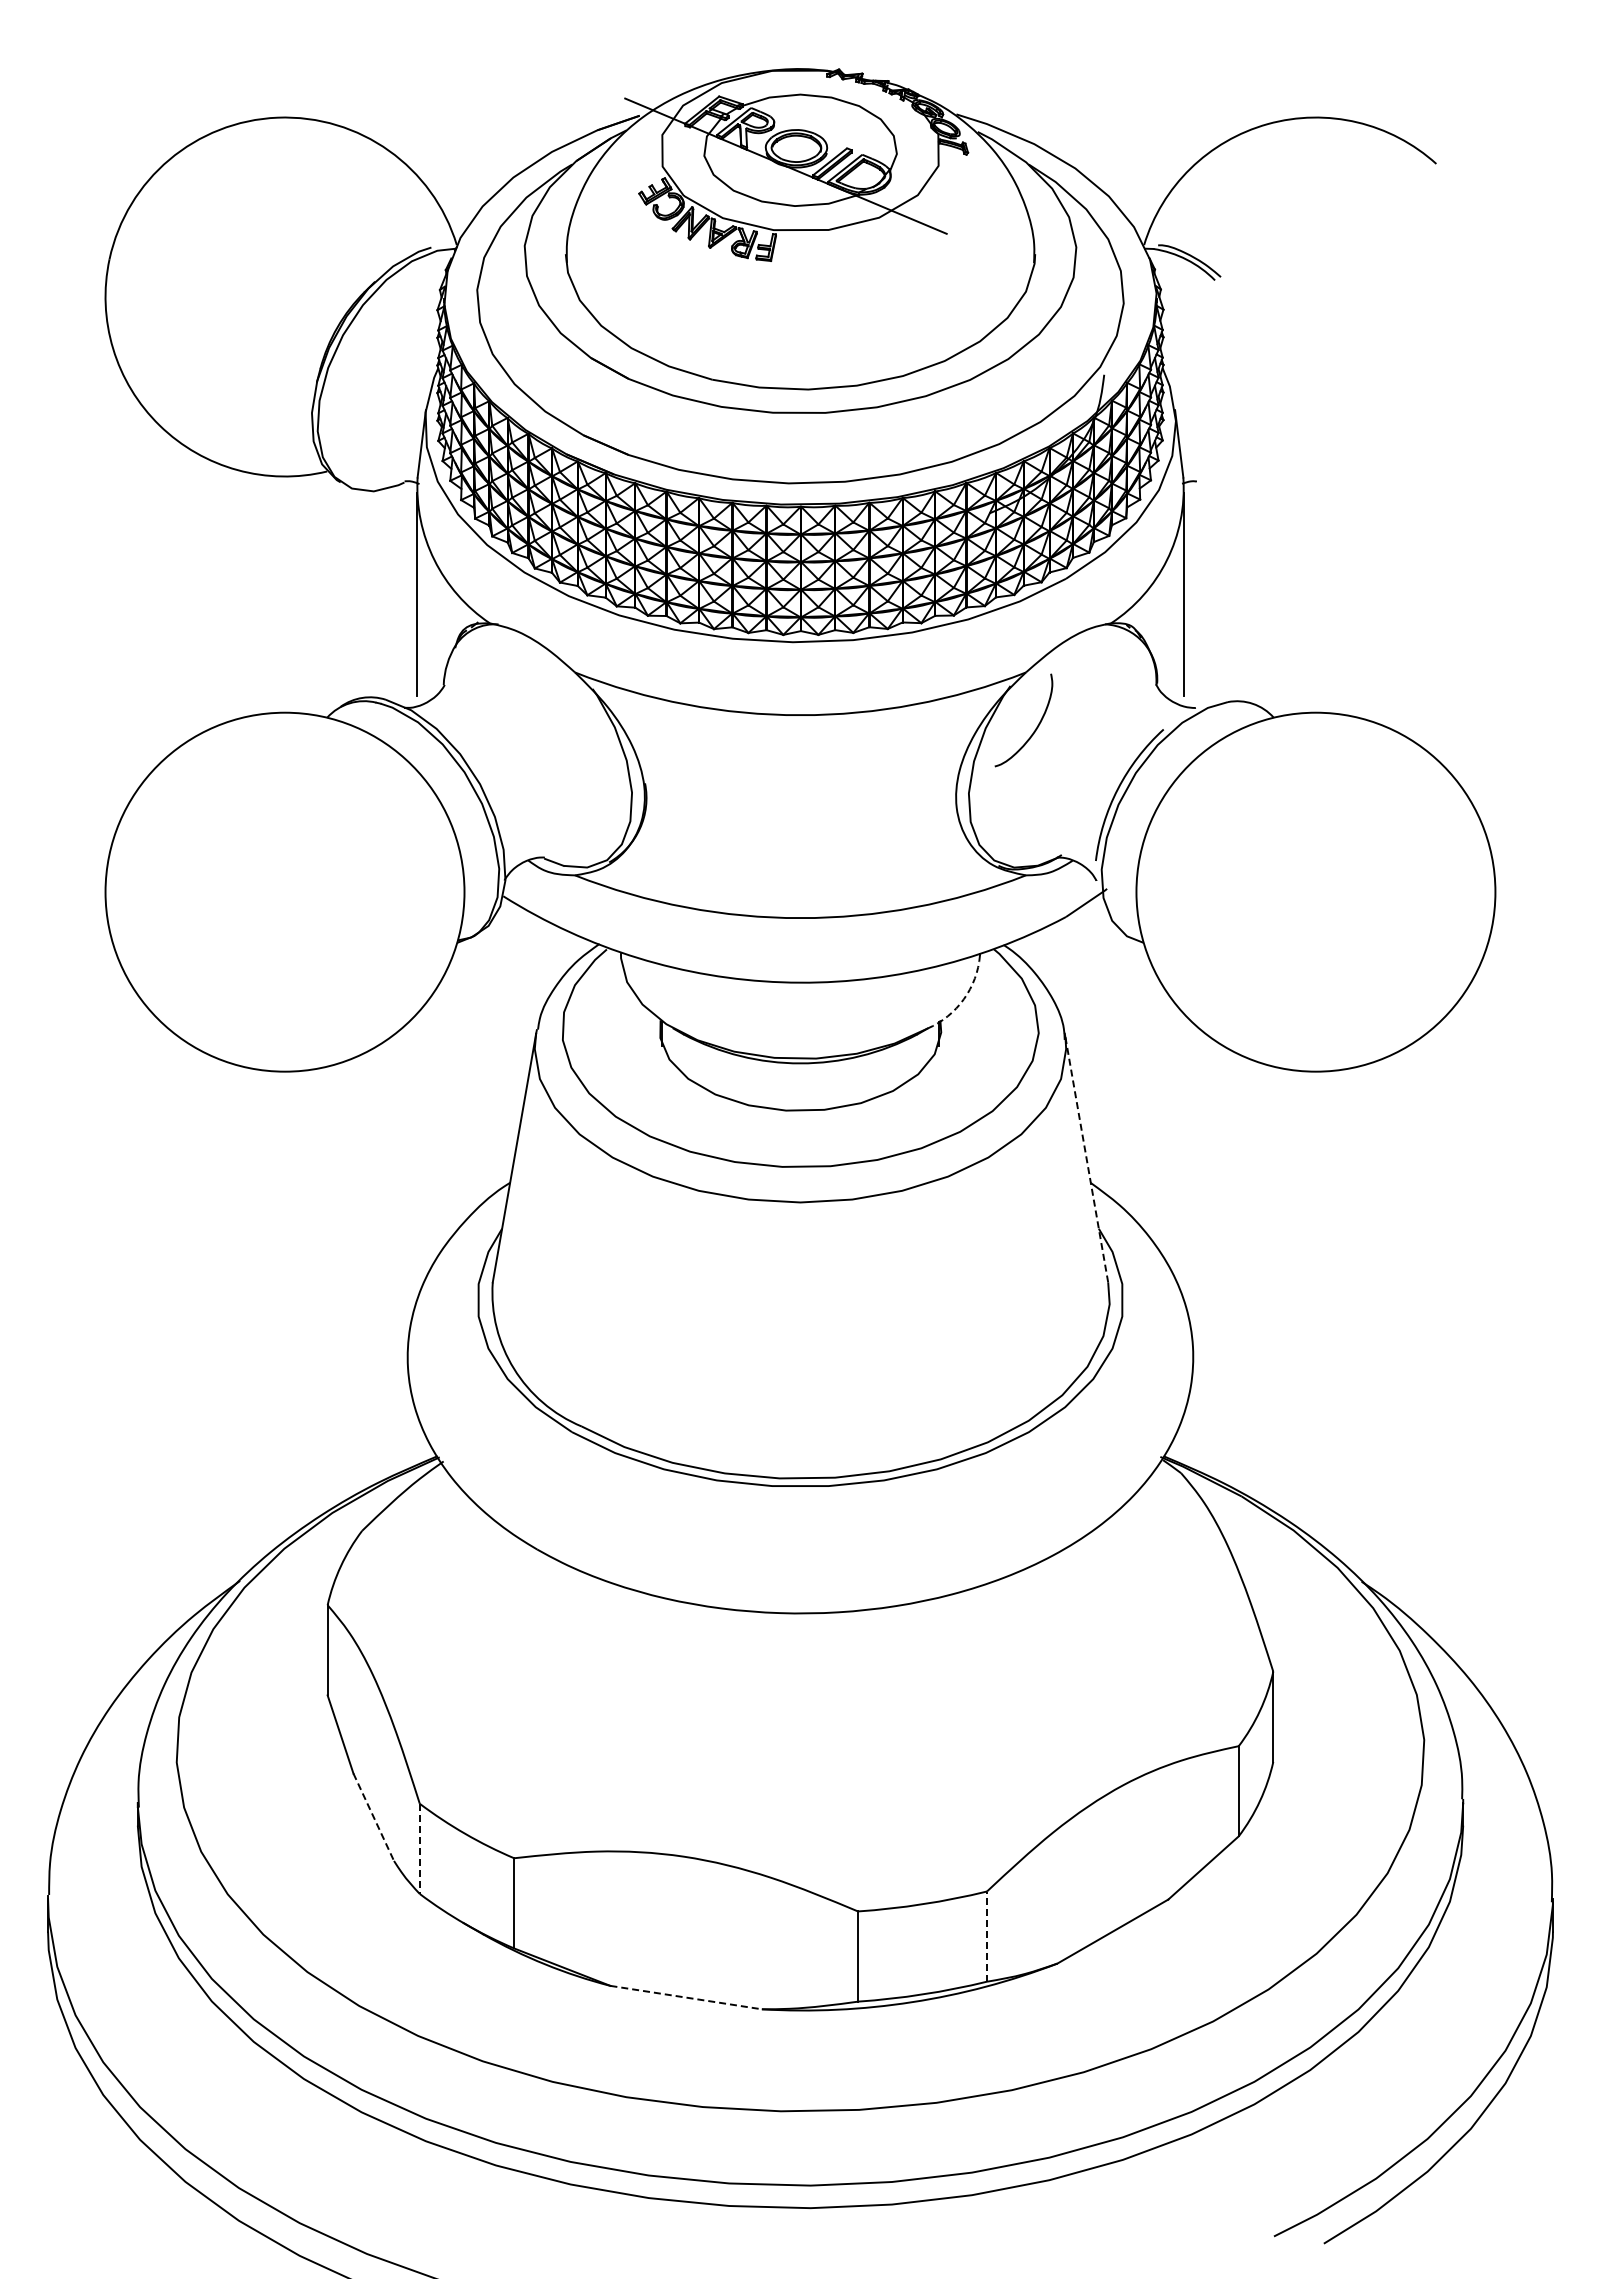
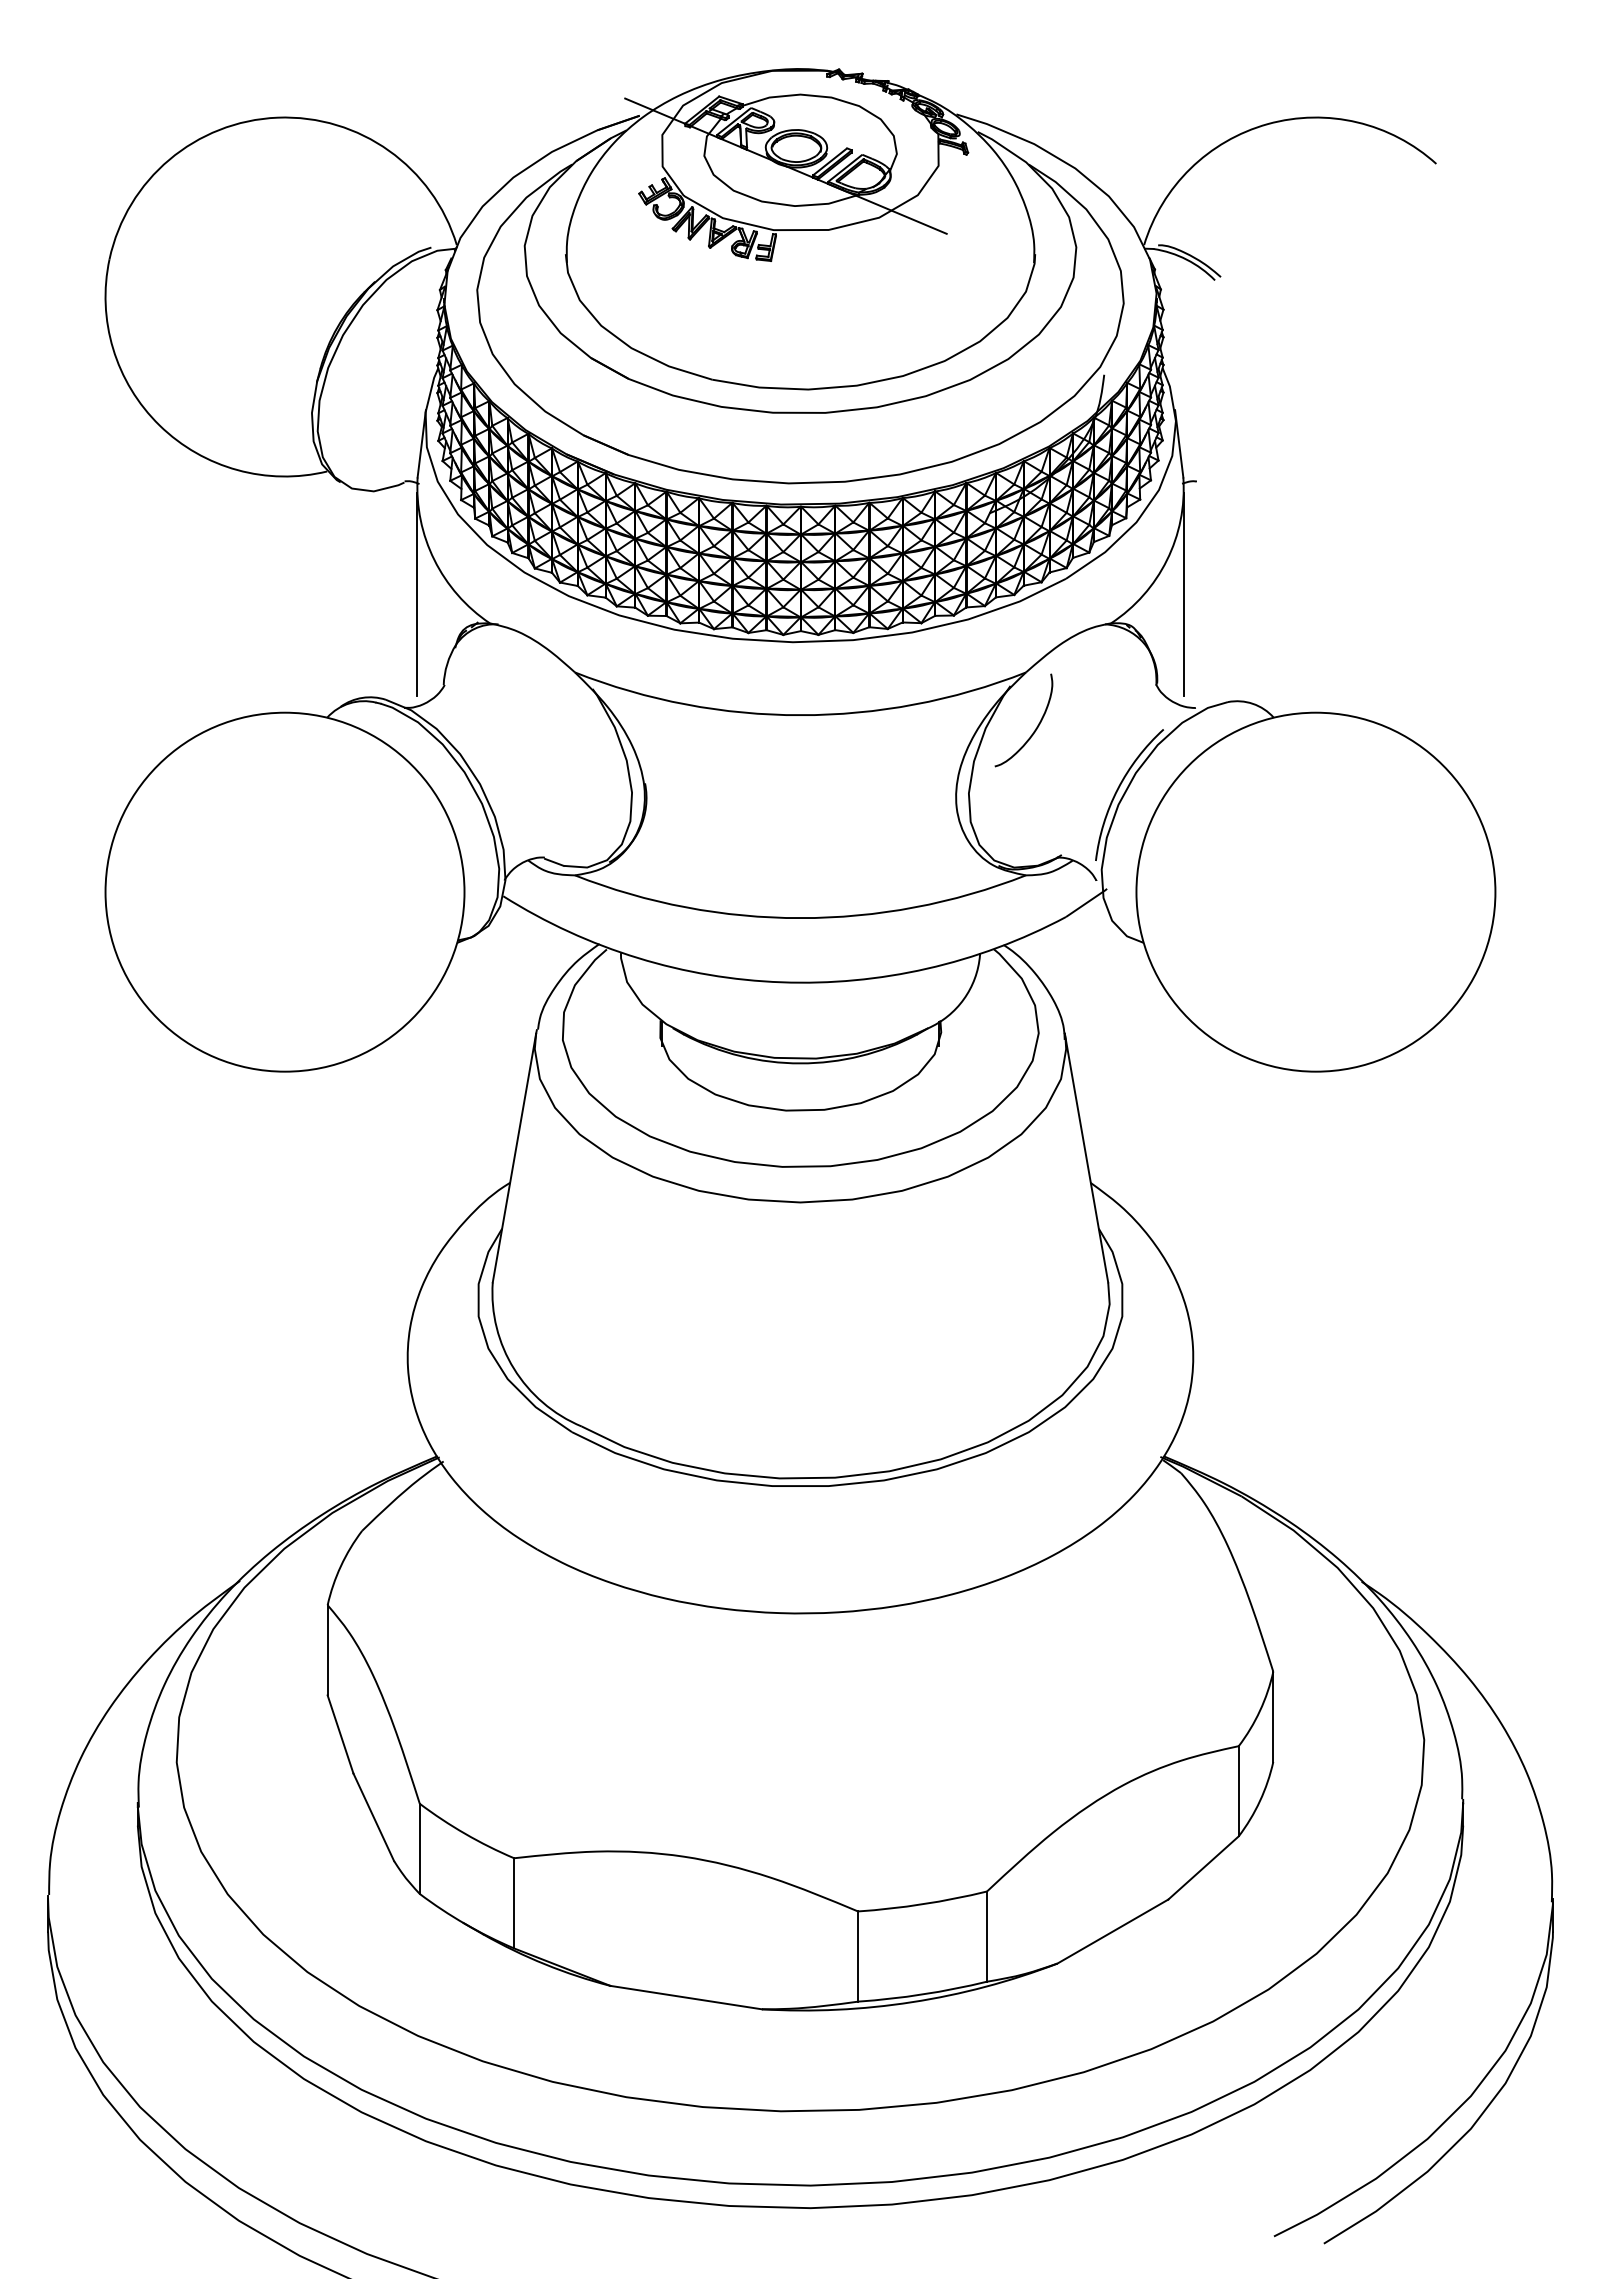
arc: dashed -> solid (963, 999)
line: dashed -> solid (1086, 1157)
line: dashed -> solid (373, 1817)
line: dashed -> solid (419, 1849)
line: dashed -> solid (987, 1936)
line: dashed -> solid (686, 1997)
